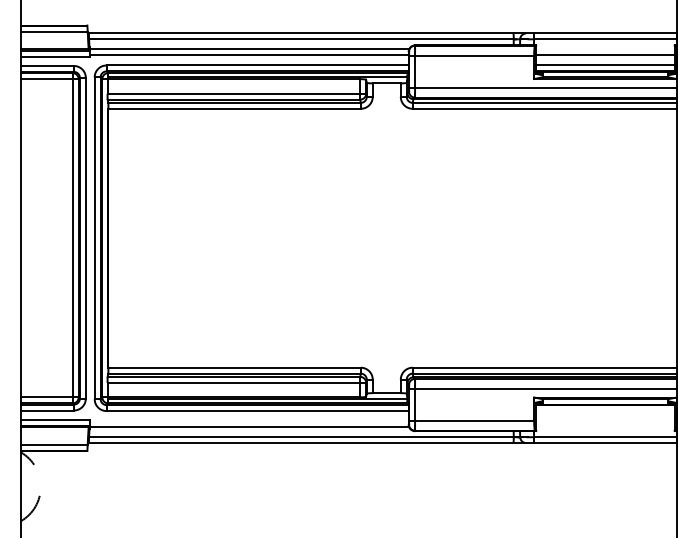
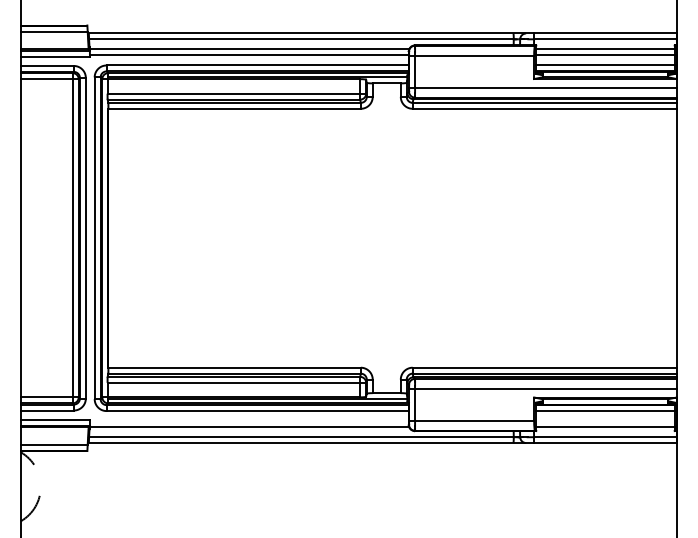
line: none -> present (605, 49)
line: none -> present (605, 411)
line: none -> present (605, 427)
